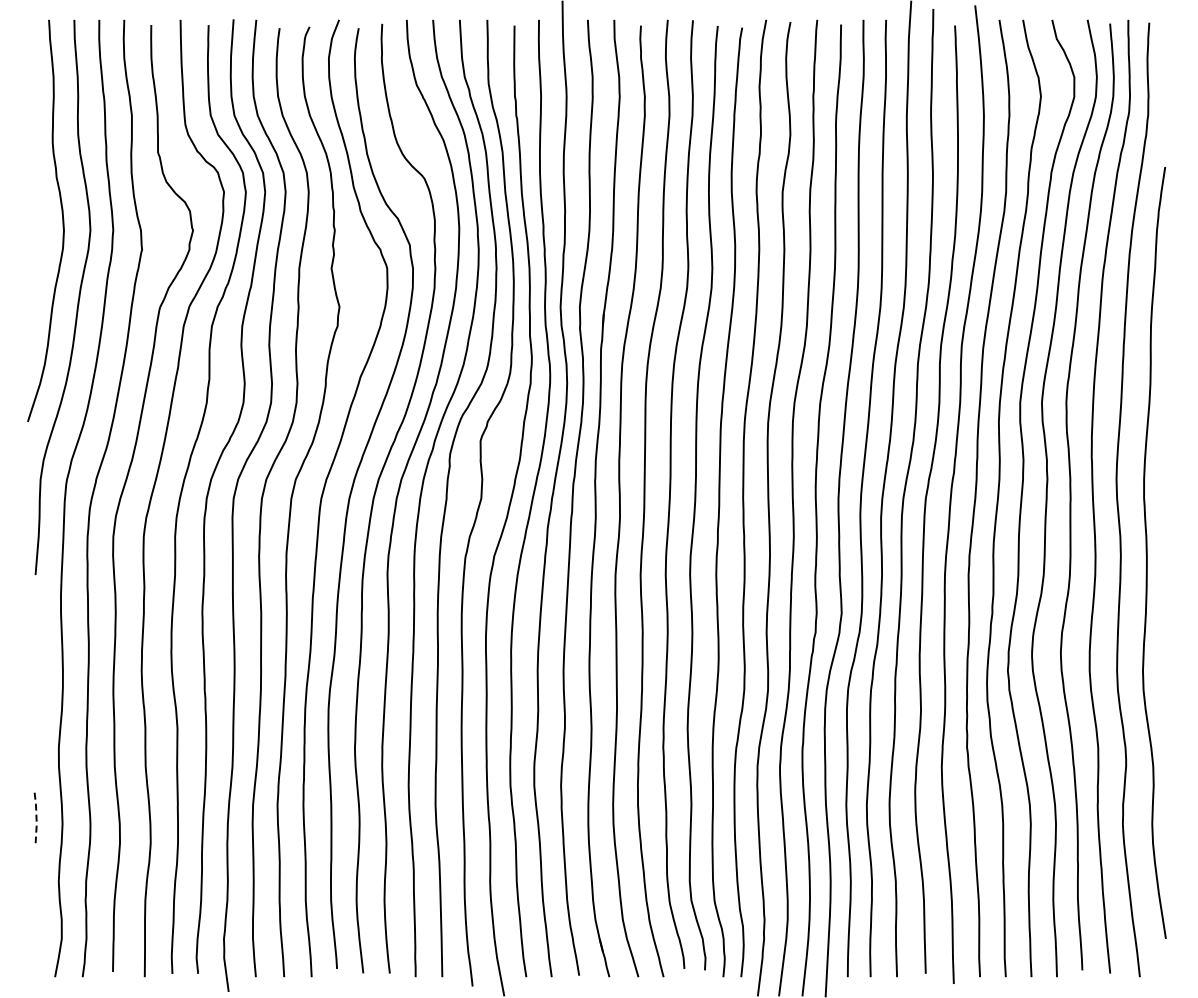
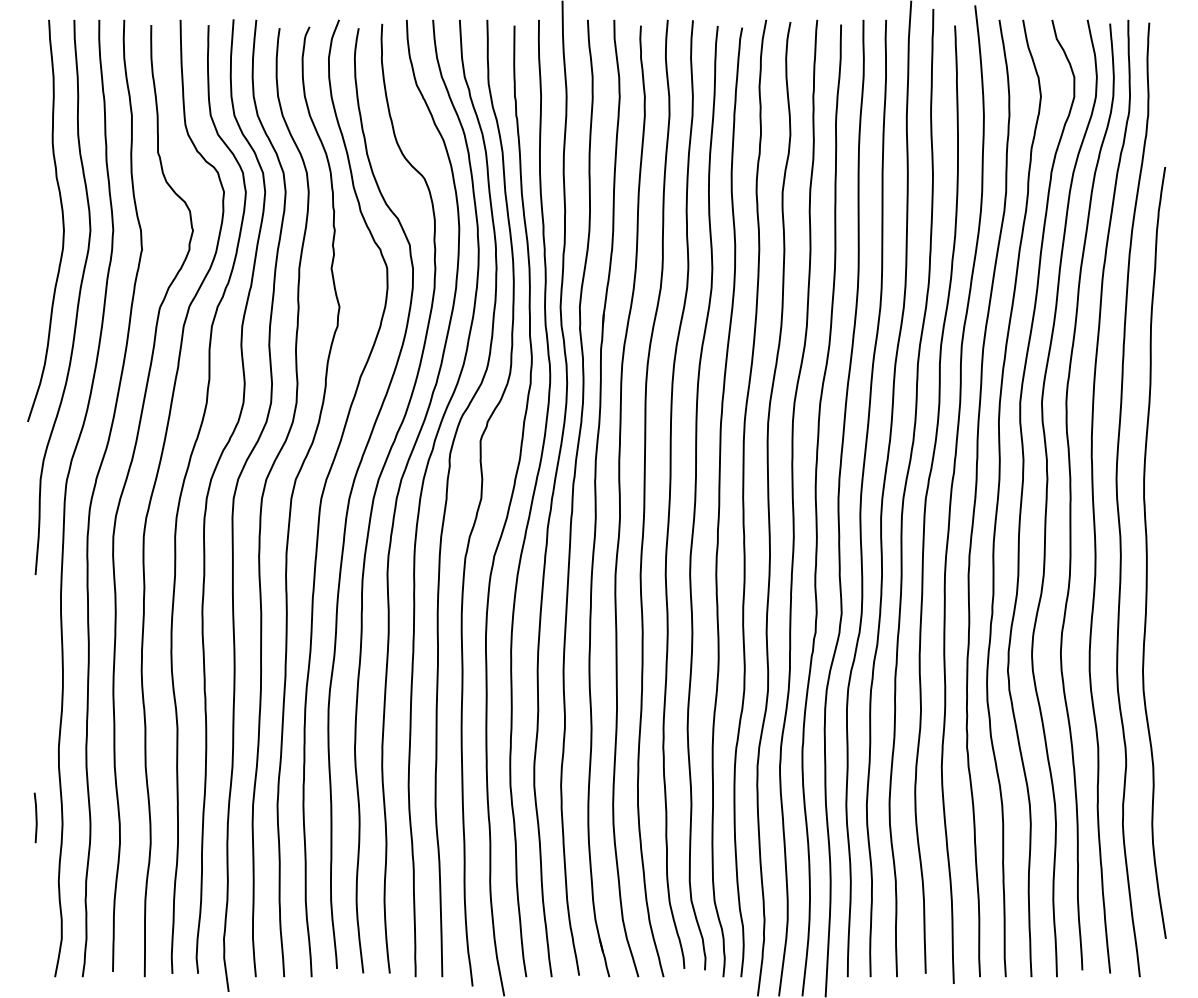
line: dashed -> solid (36, 818)
